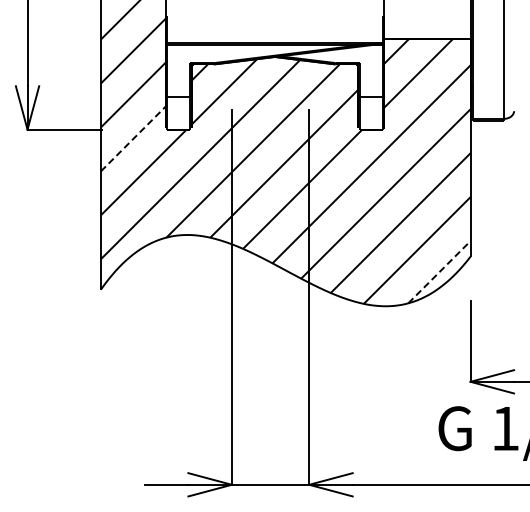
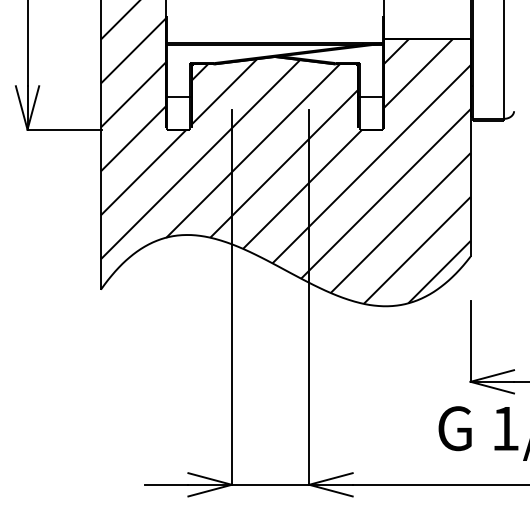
line: dashed -> solid (133, 138)
line: dashed -> solid (439, 272)
